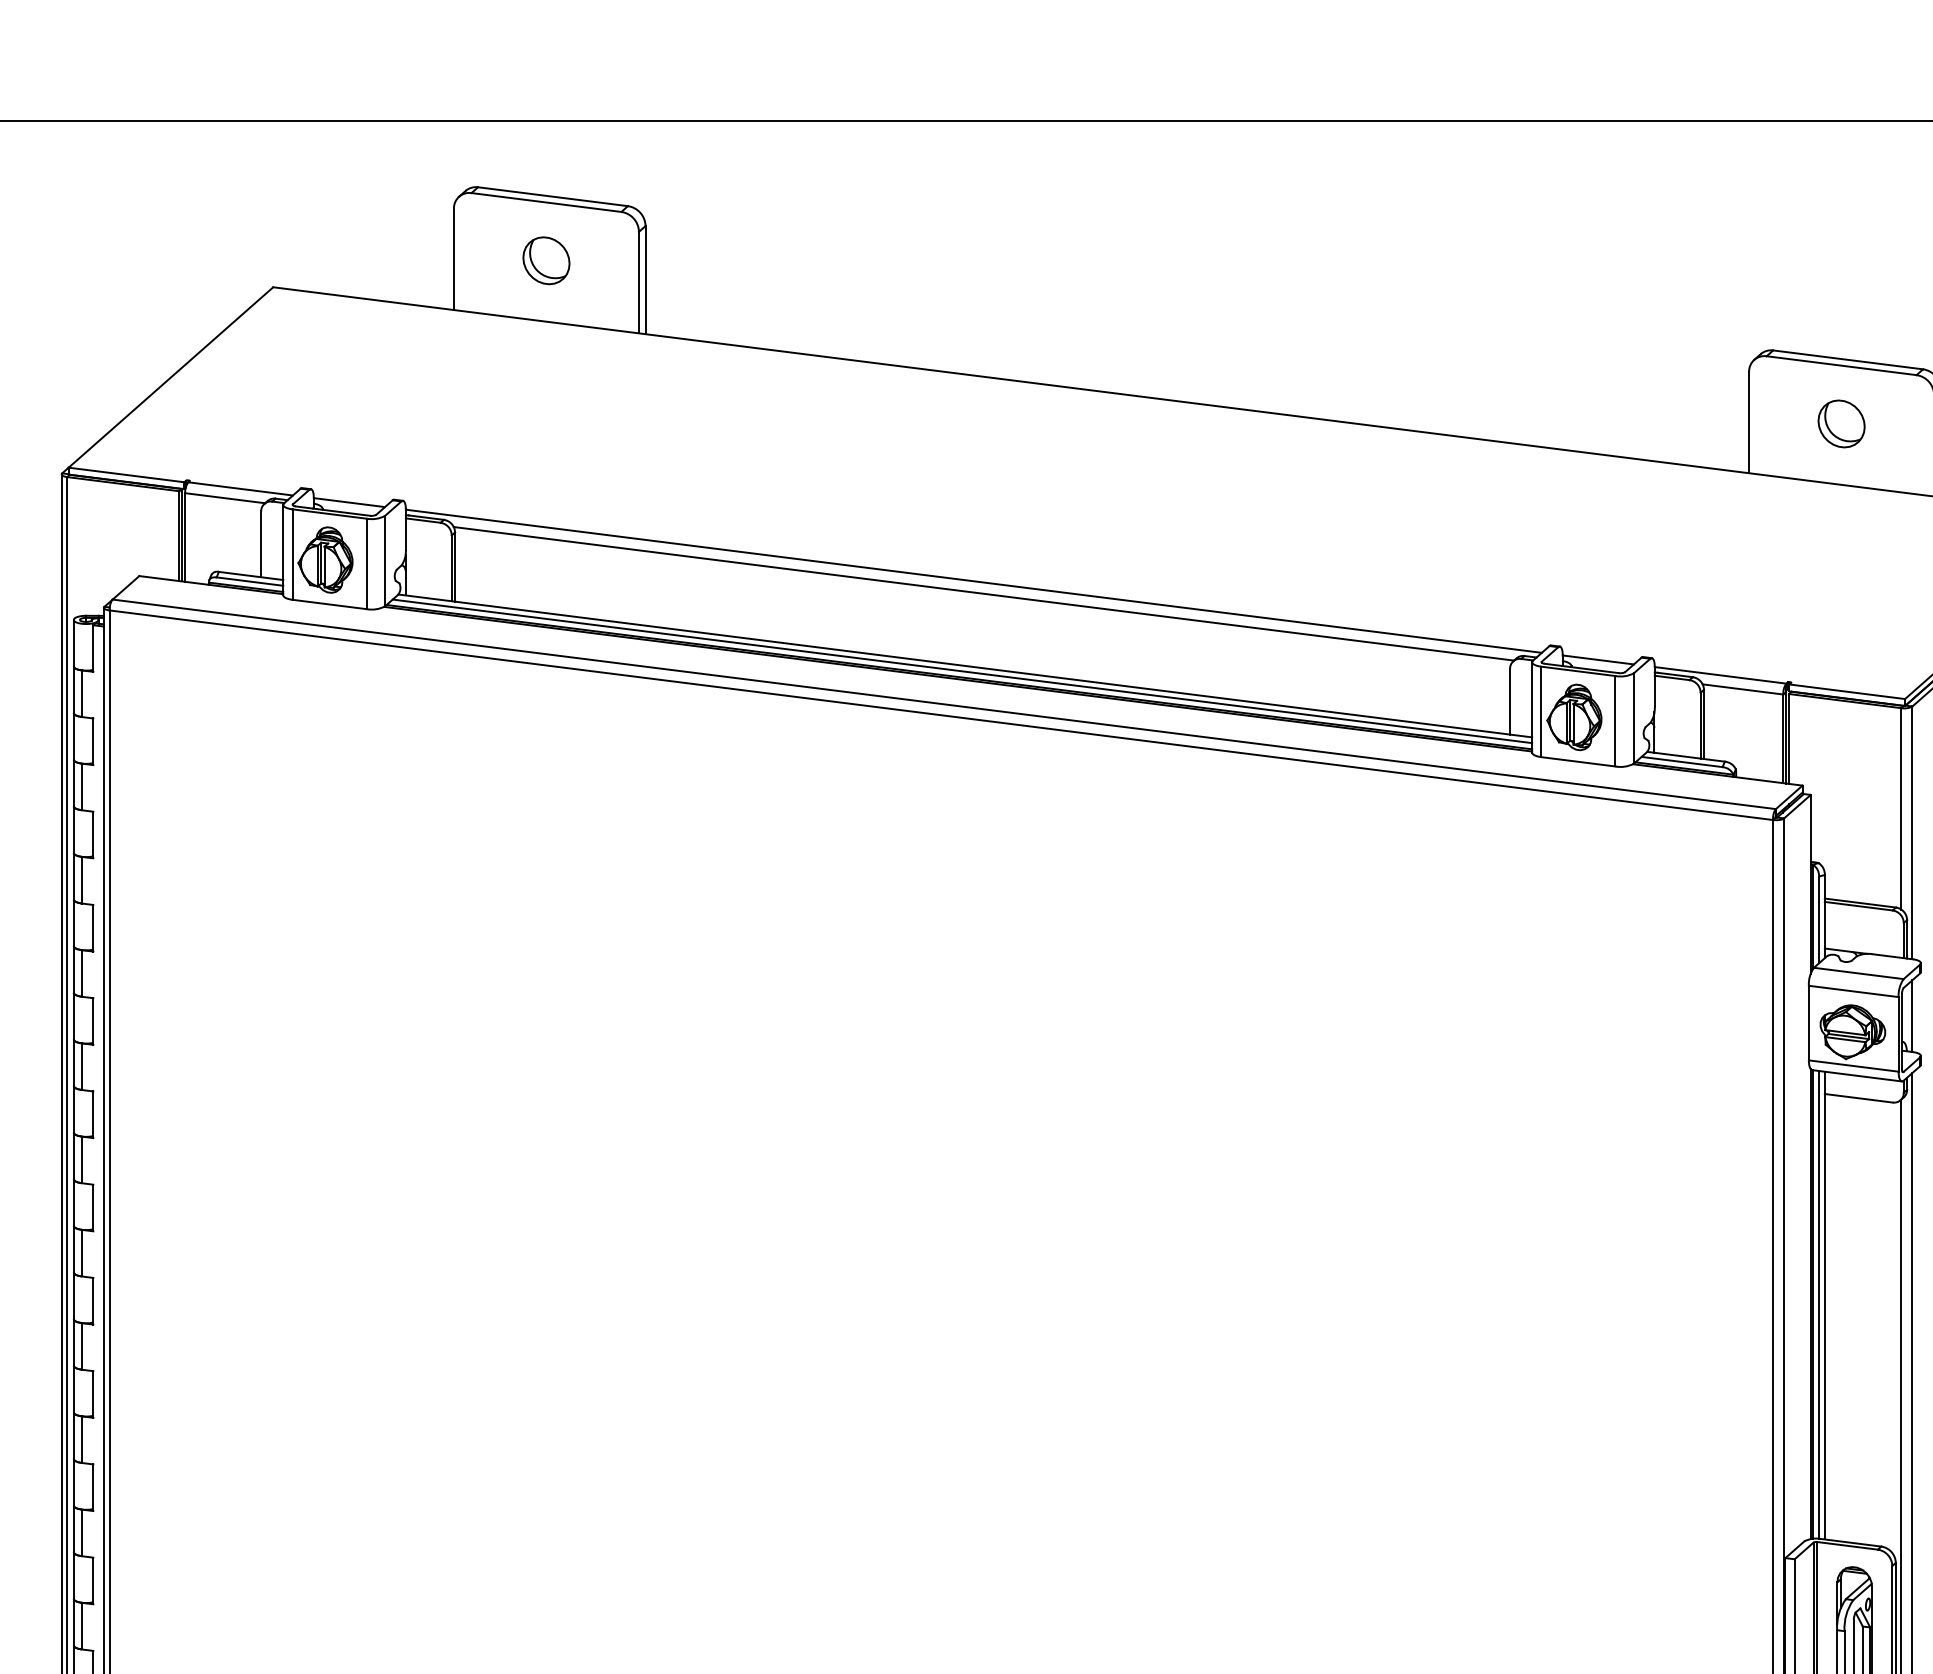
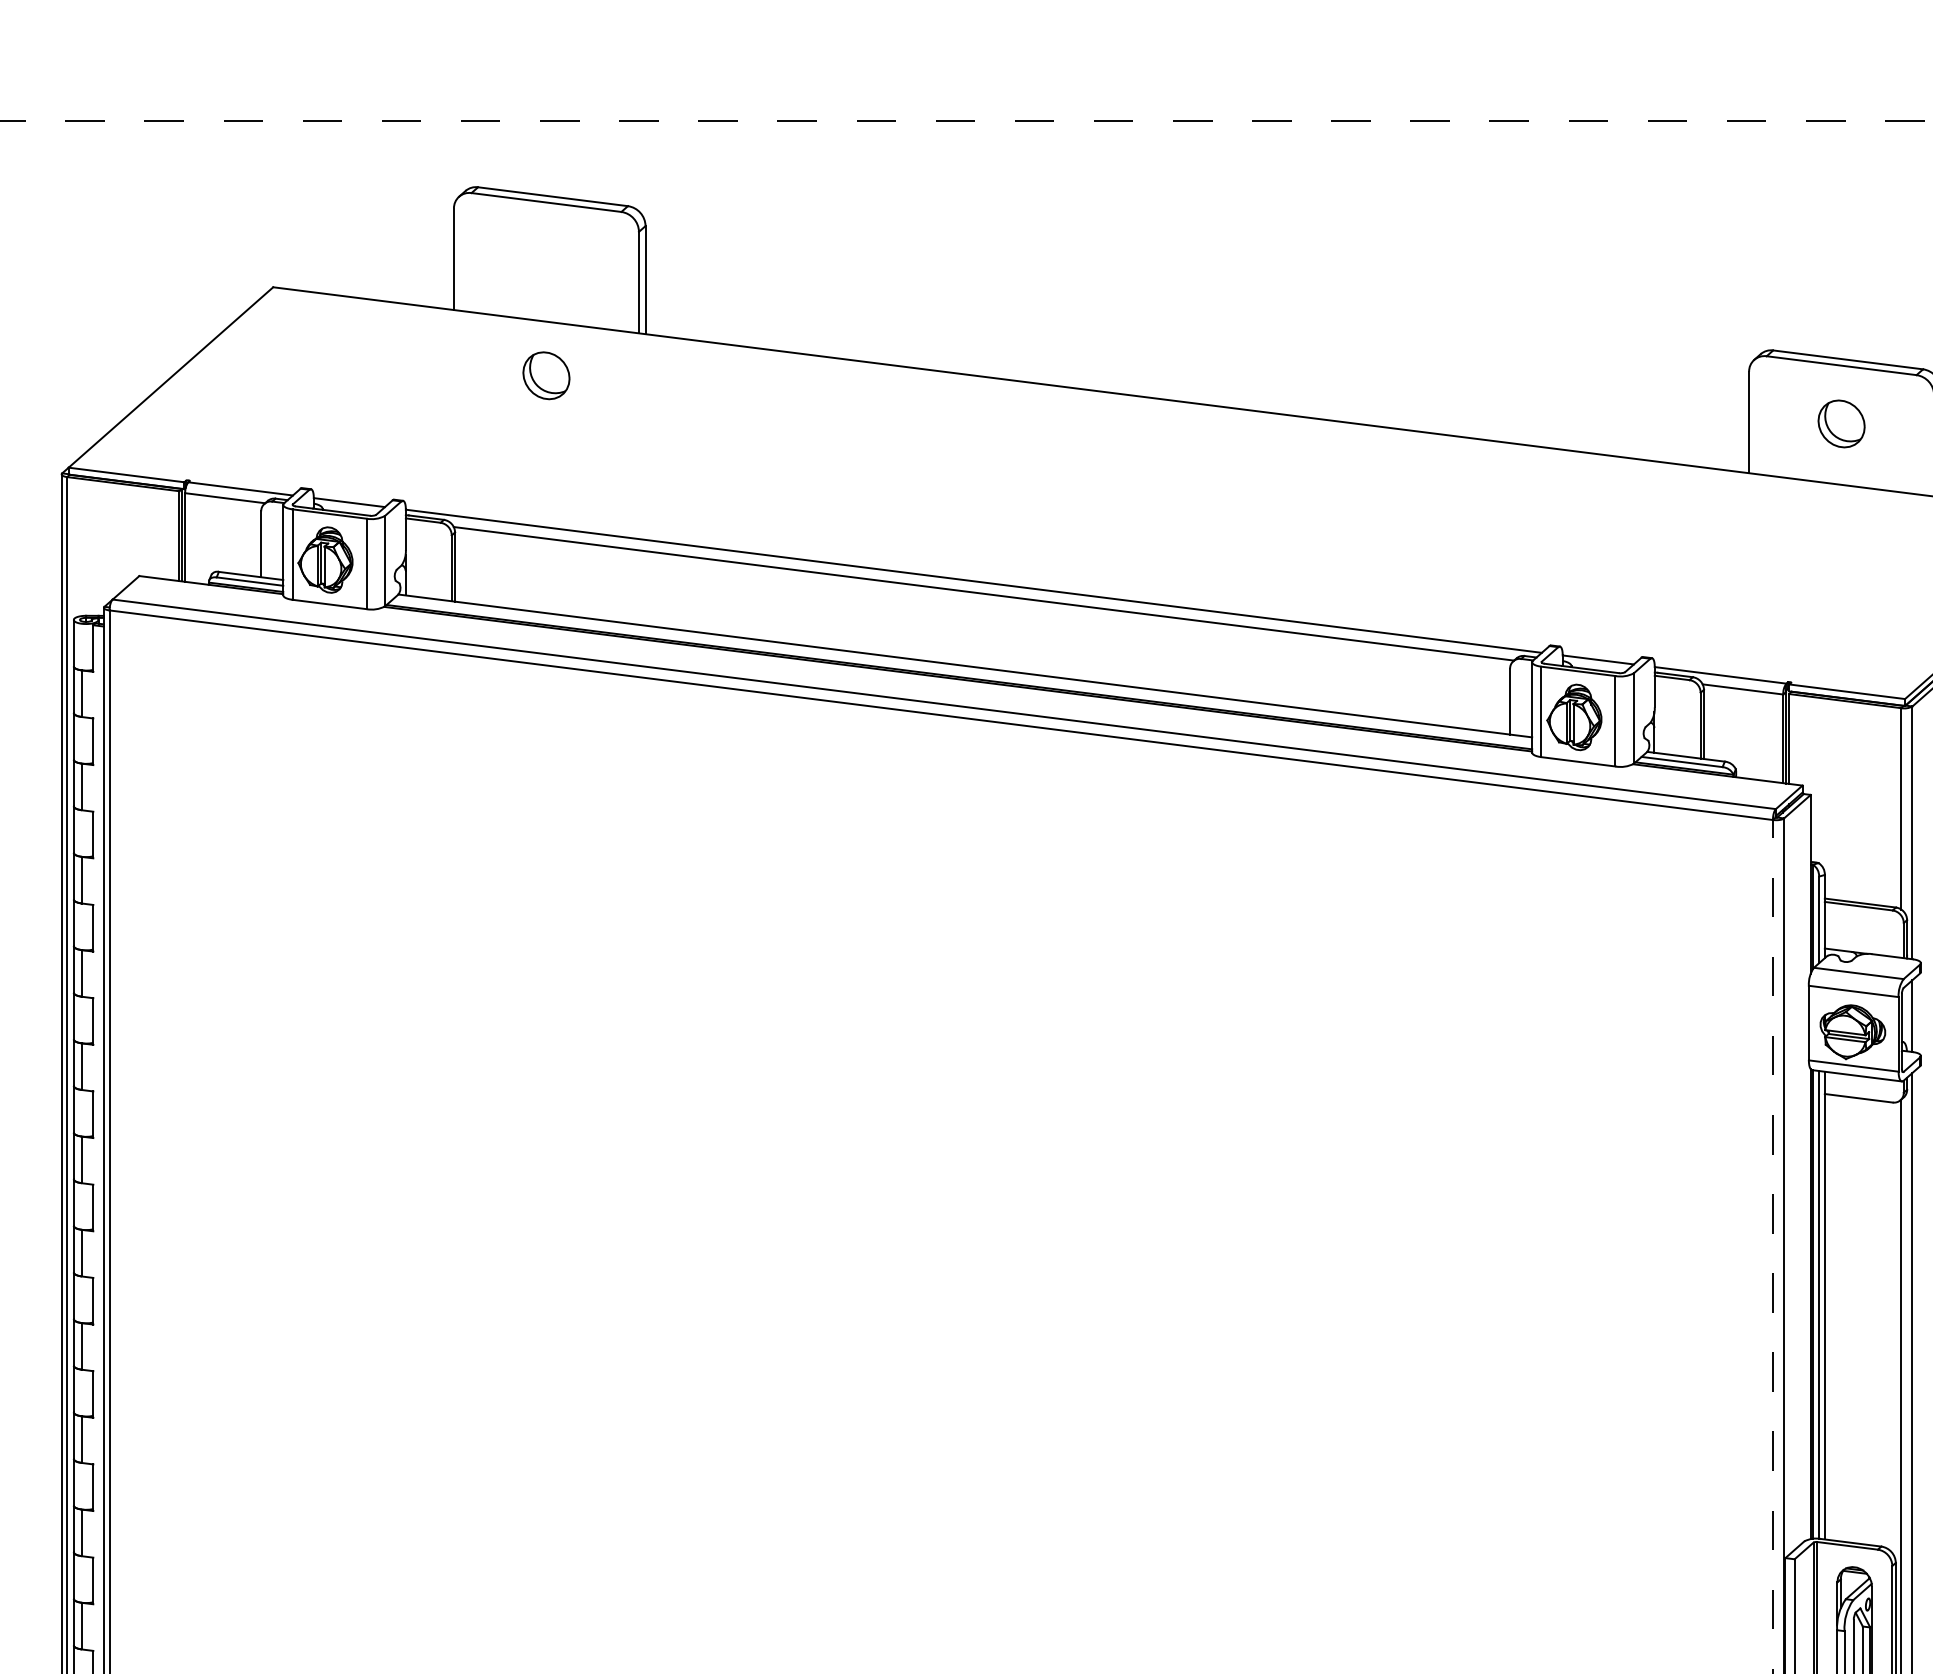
line: solid -> dashed (966, 121)
part position: (546, 260) -> (546, 375) (546, 375)
line: present -> none (962, 671)
line: solid -> dashed (1772, 1246)
